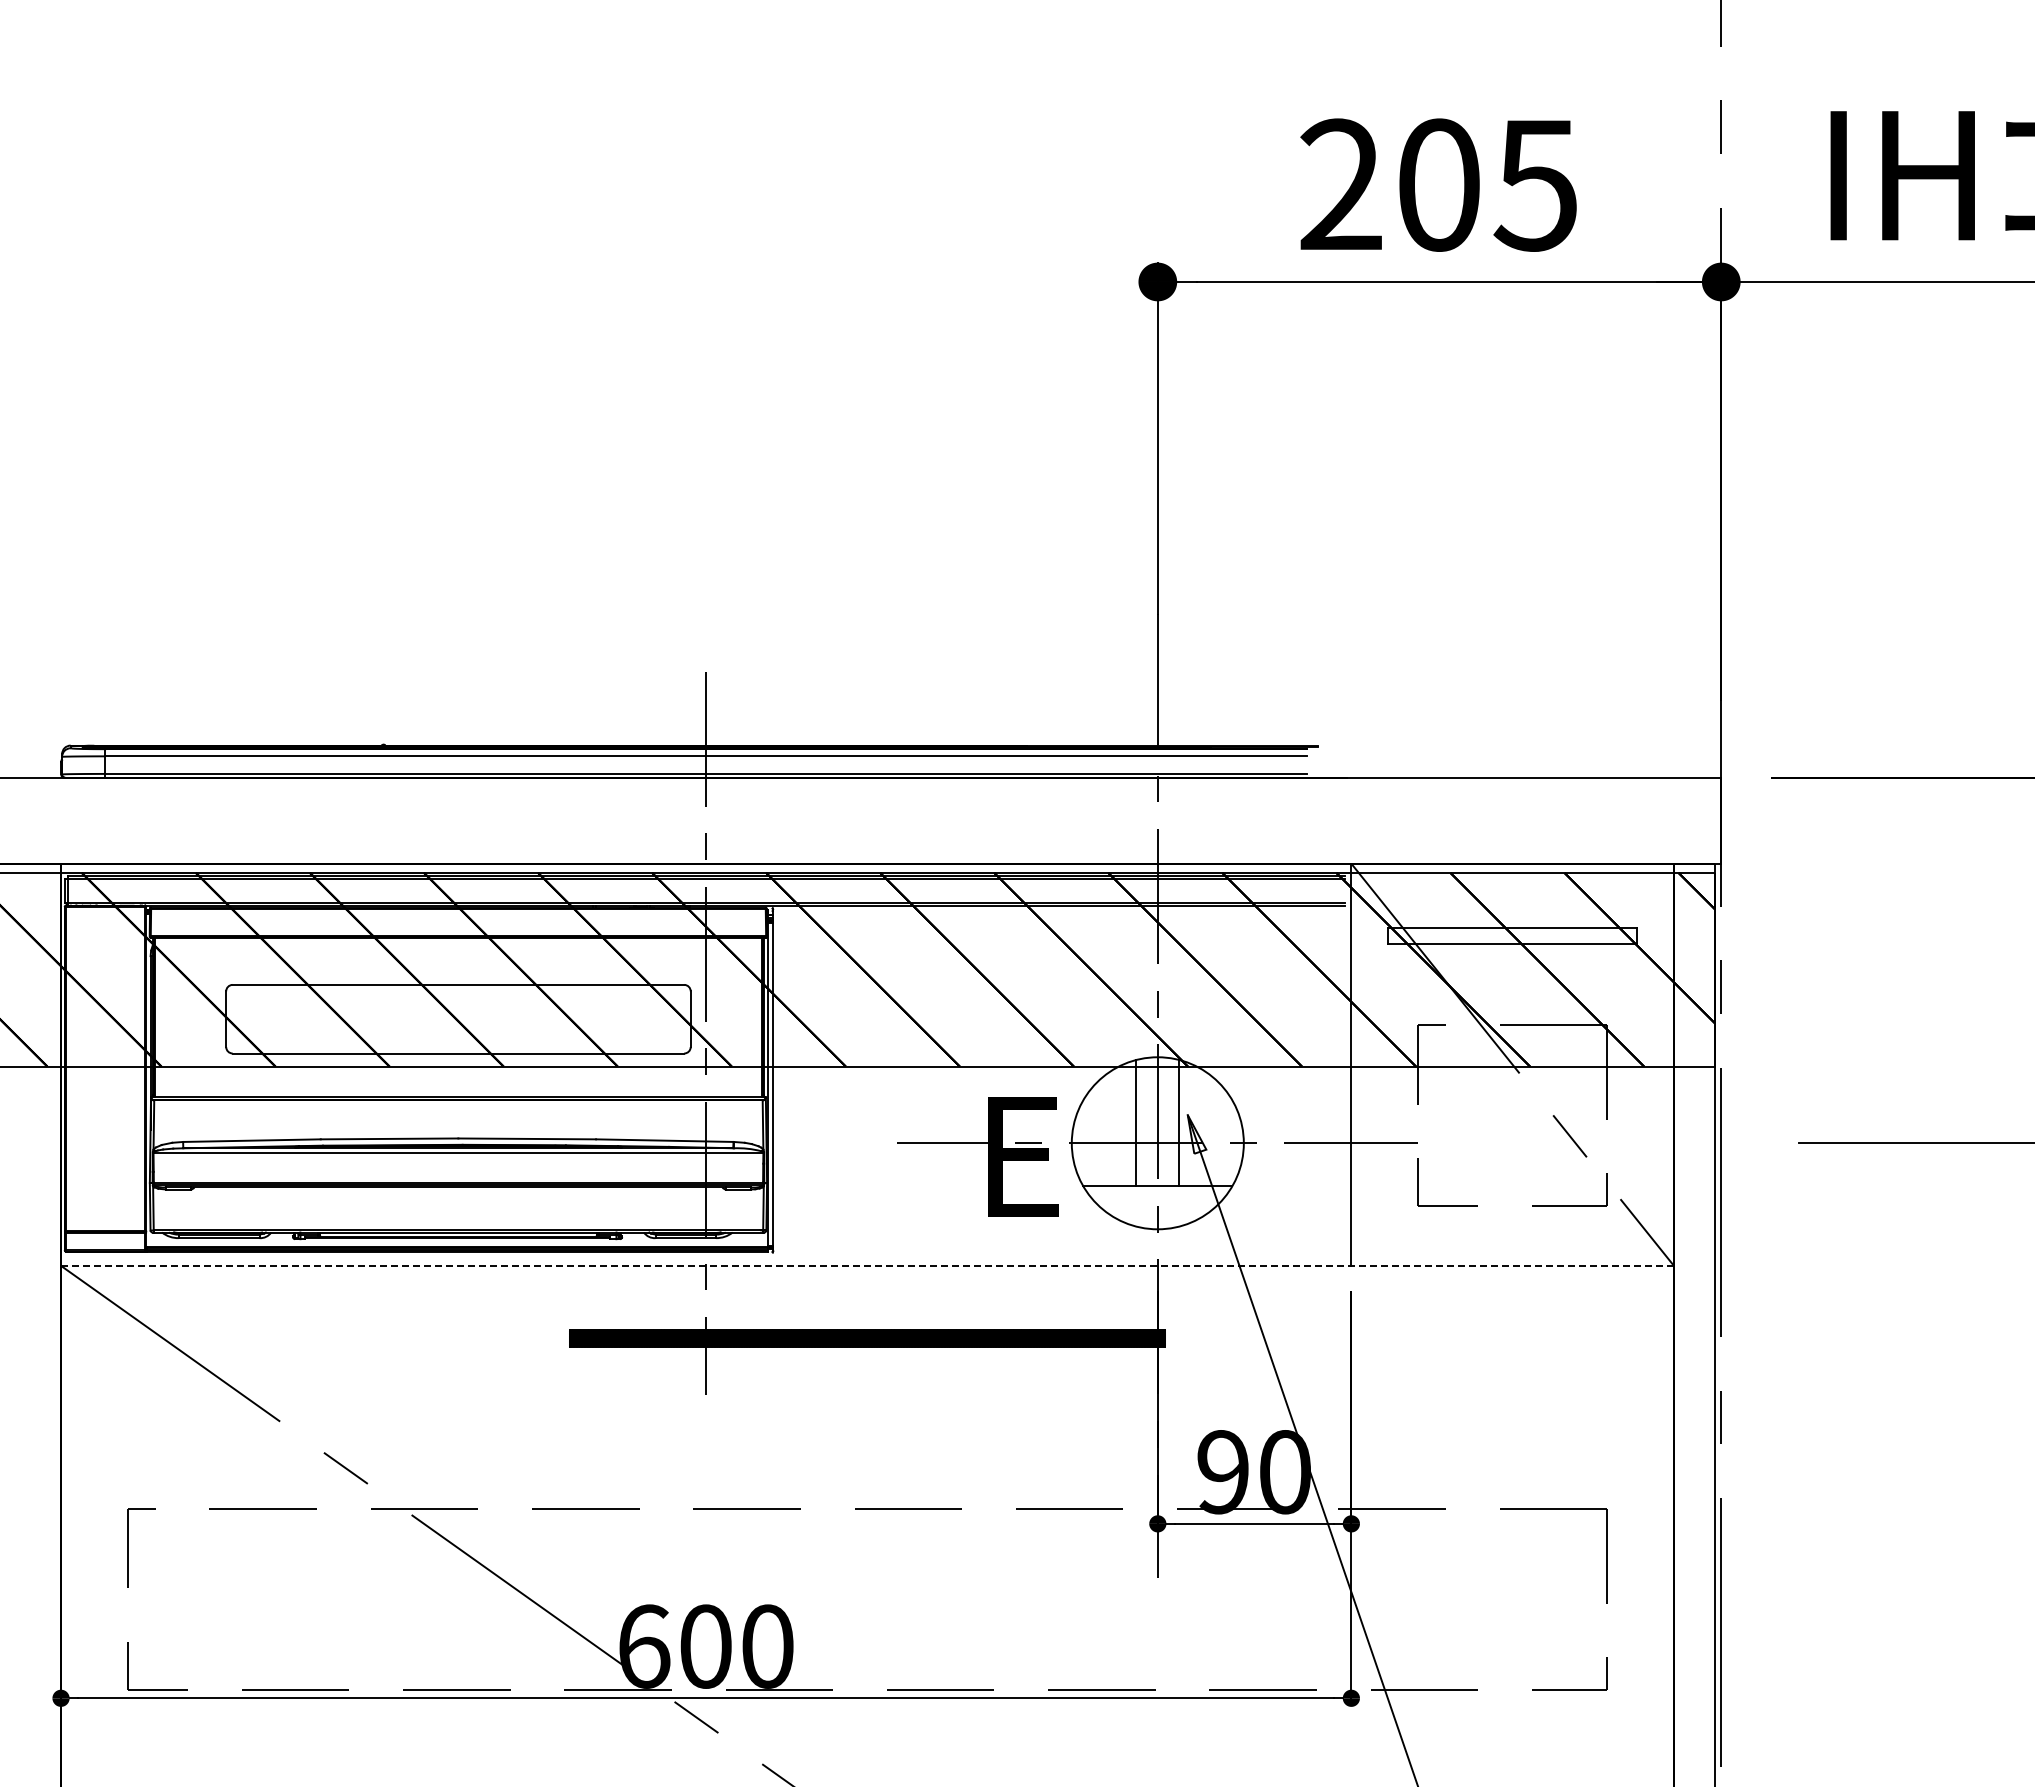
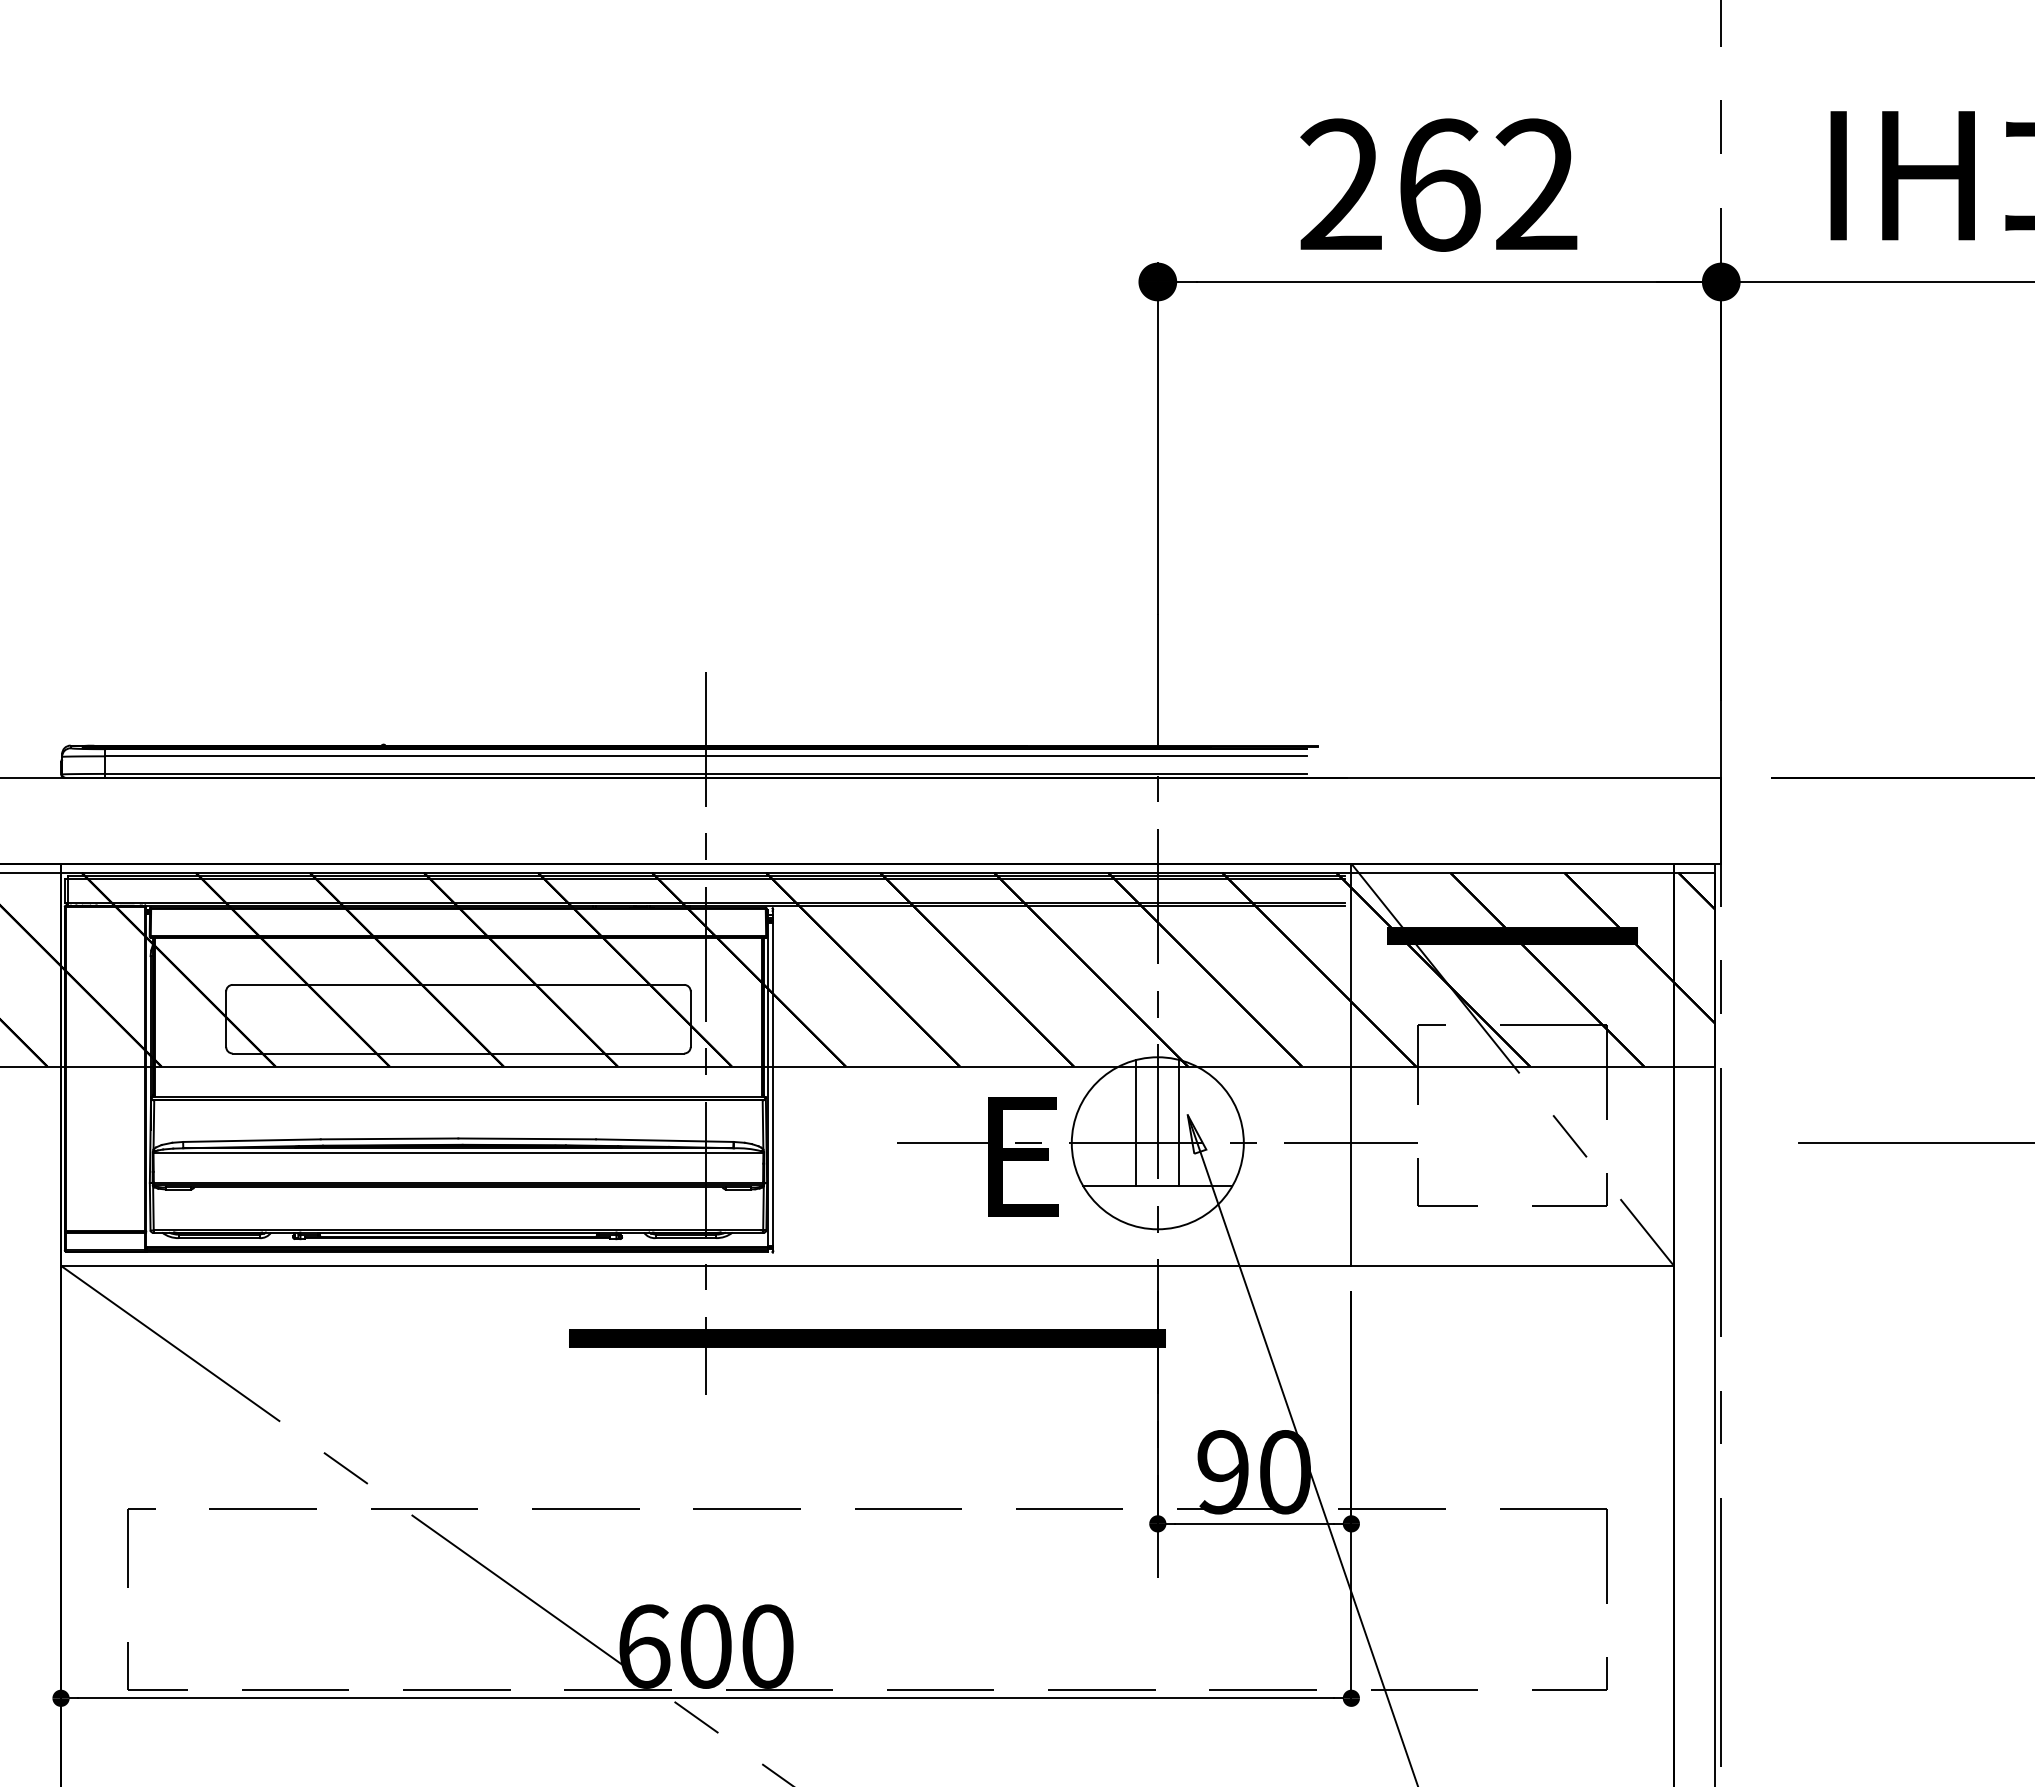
text: 205 -> 262 (1488, 184)
hatch: none -> present (1512, 936)
line: dashed -> solid (867, 1265)
